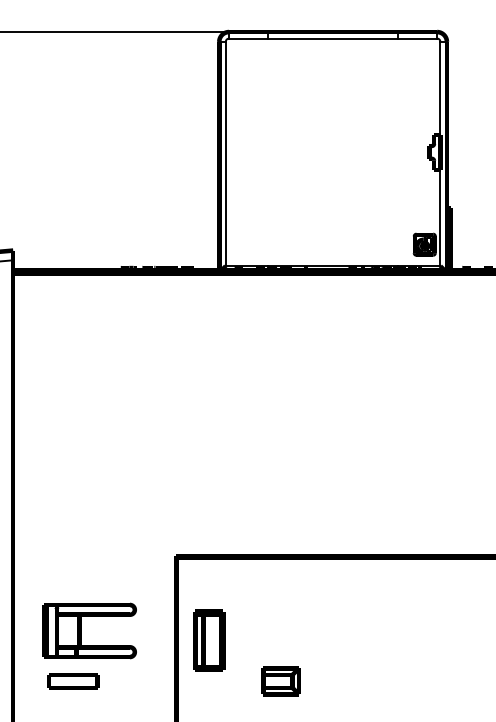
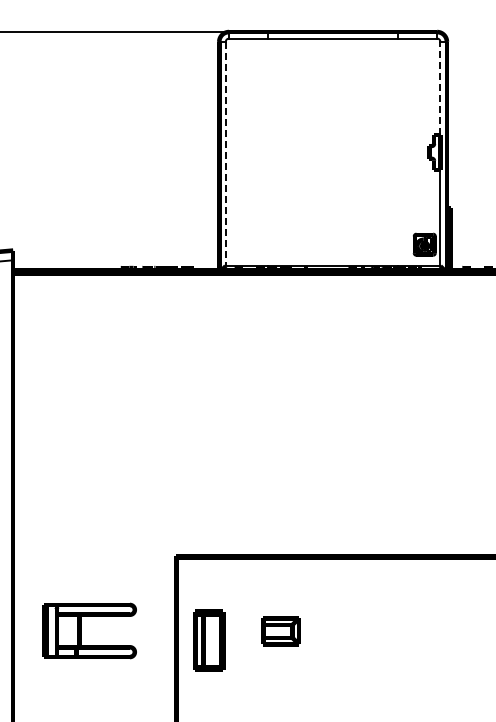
line: solid -> dashed (440, 87)
line: solid -> dashed (225, 154)
part: present -> none (73, 681)
part position: (280, 681) -> (280, 631) (280, 631)
